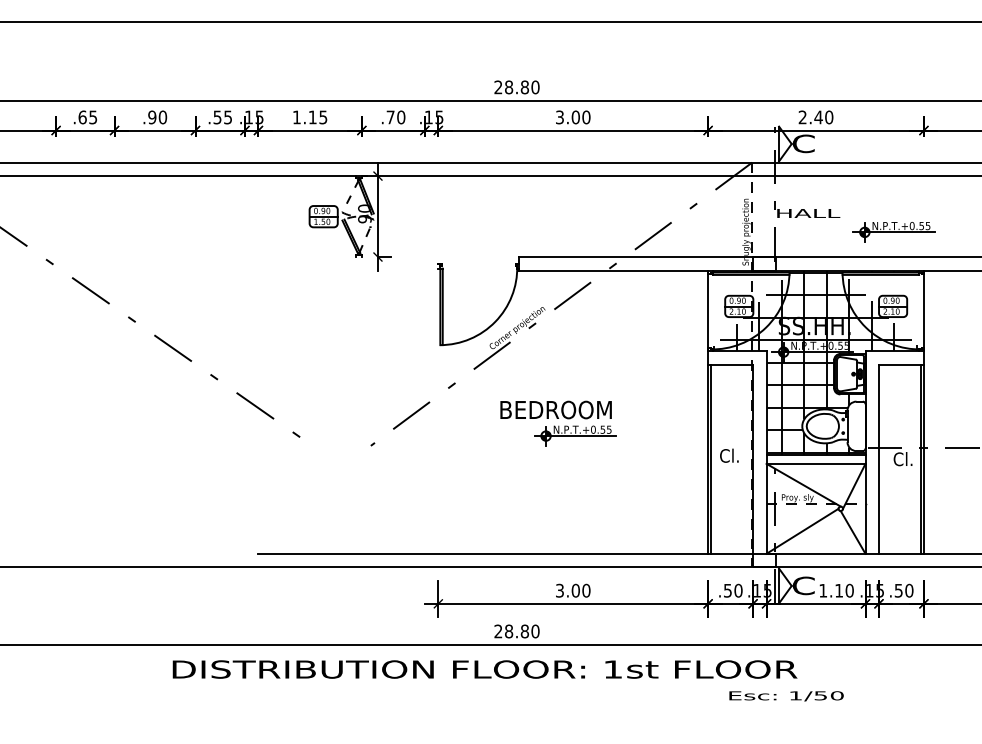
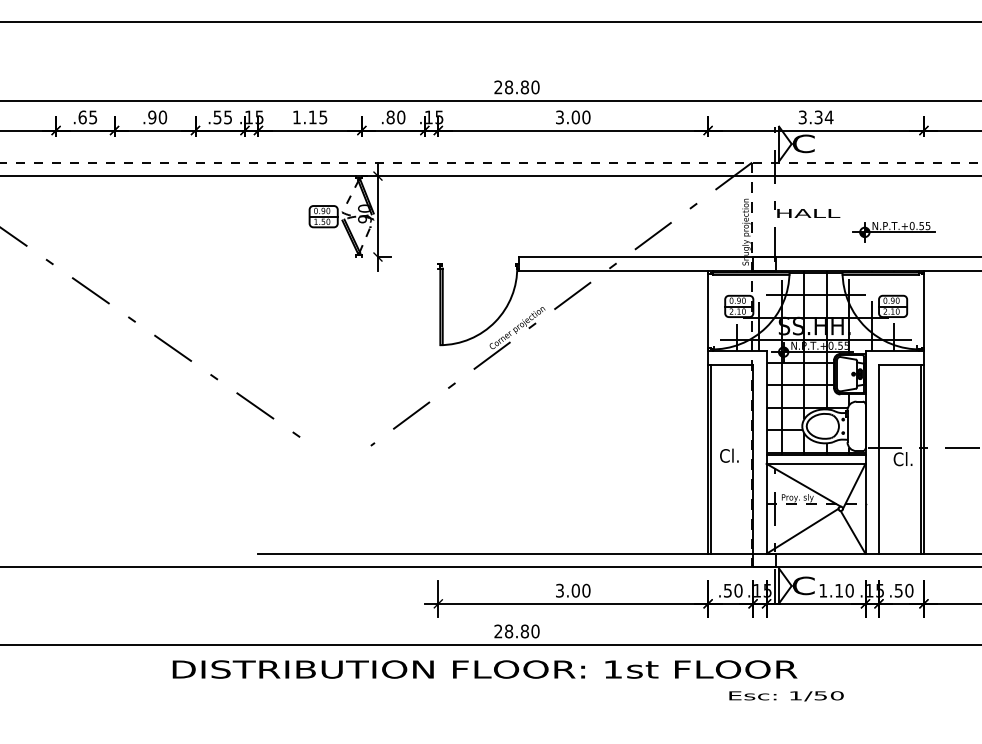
text: .70 -> .80 (390, 117)
text: 2.40 -> 3.34 (815, 117)
line: solid -> dashed (490, 162)
part: present -> none (558, 423)
